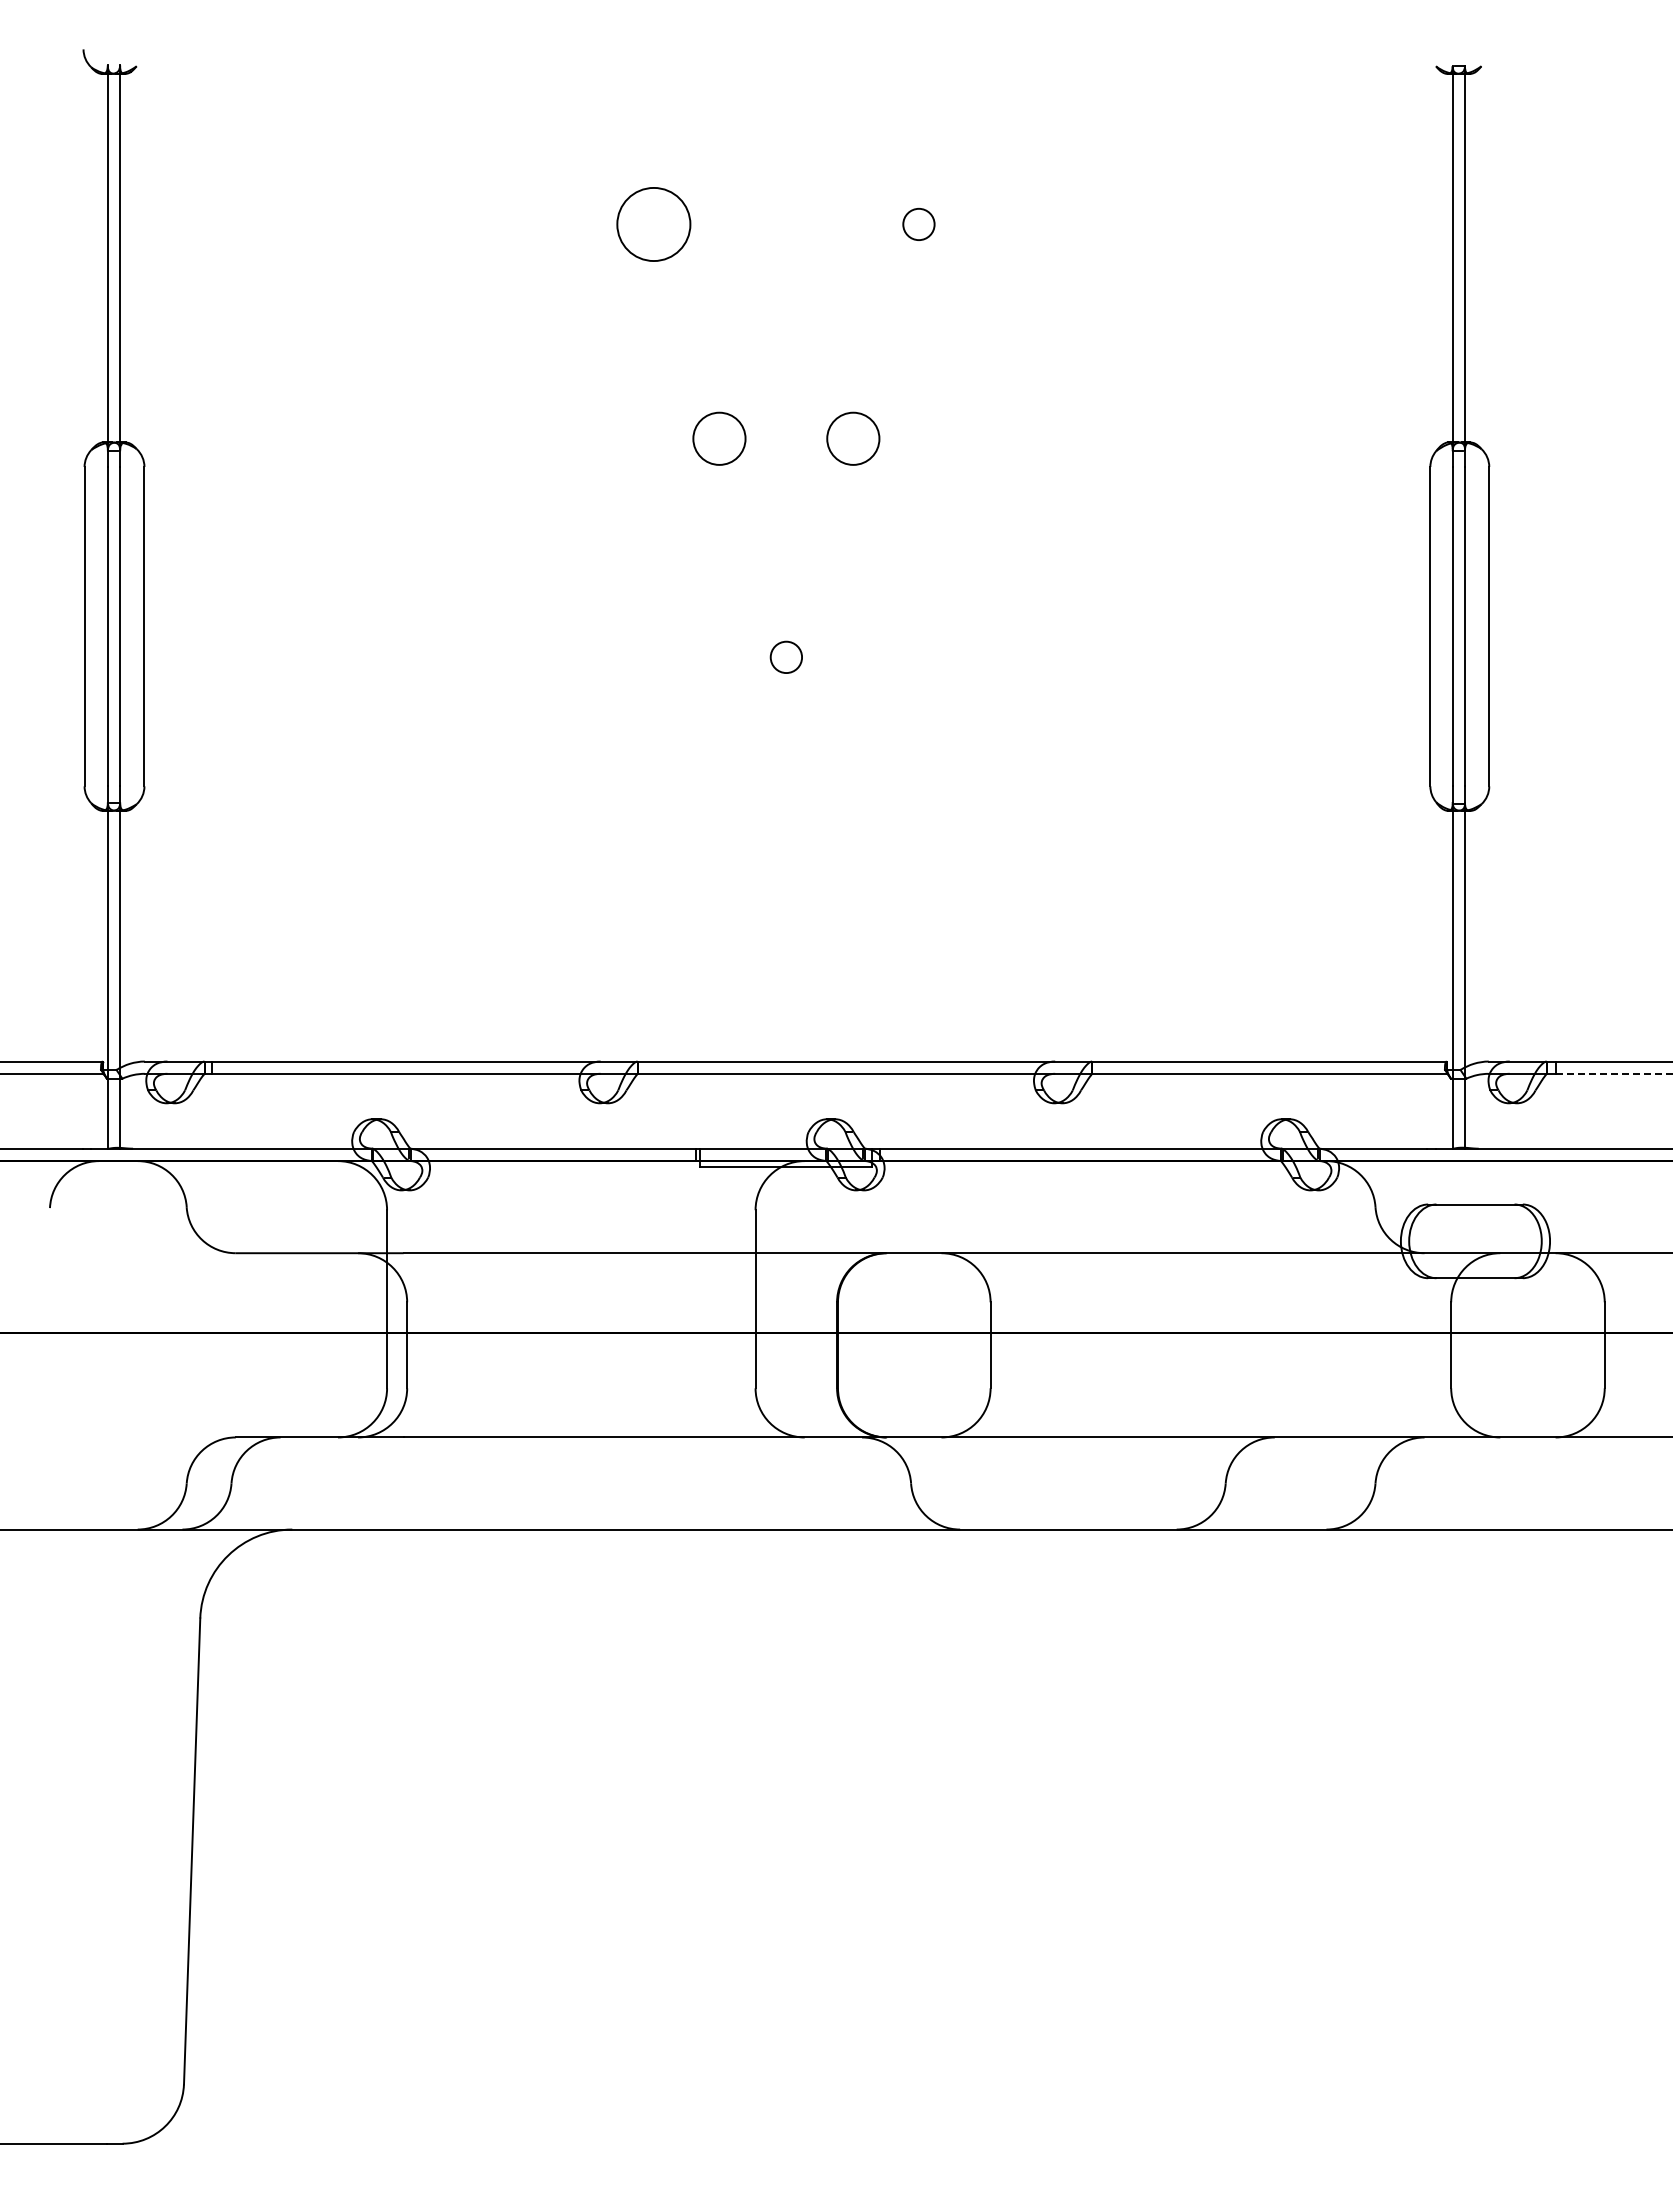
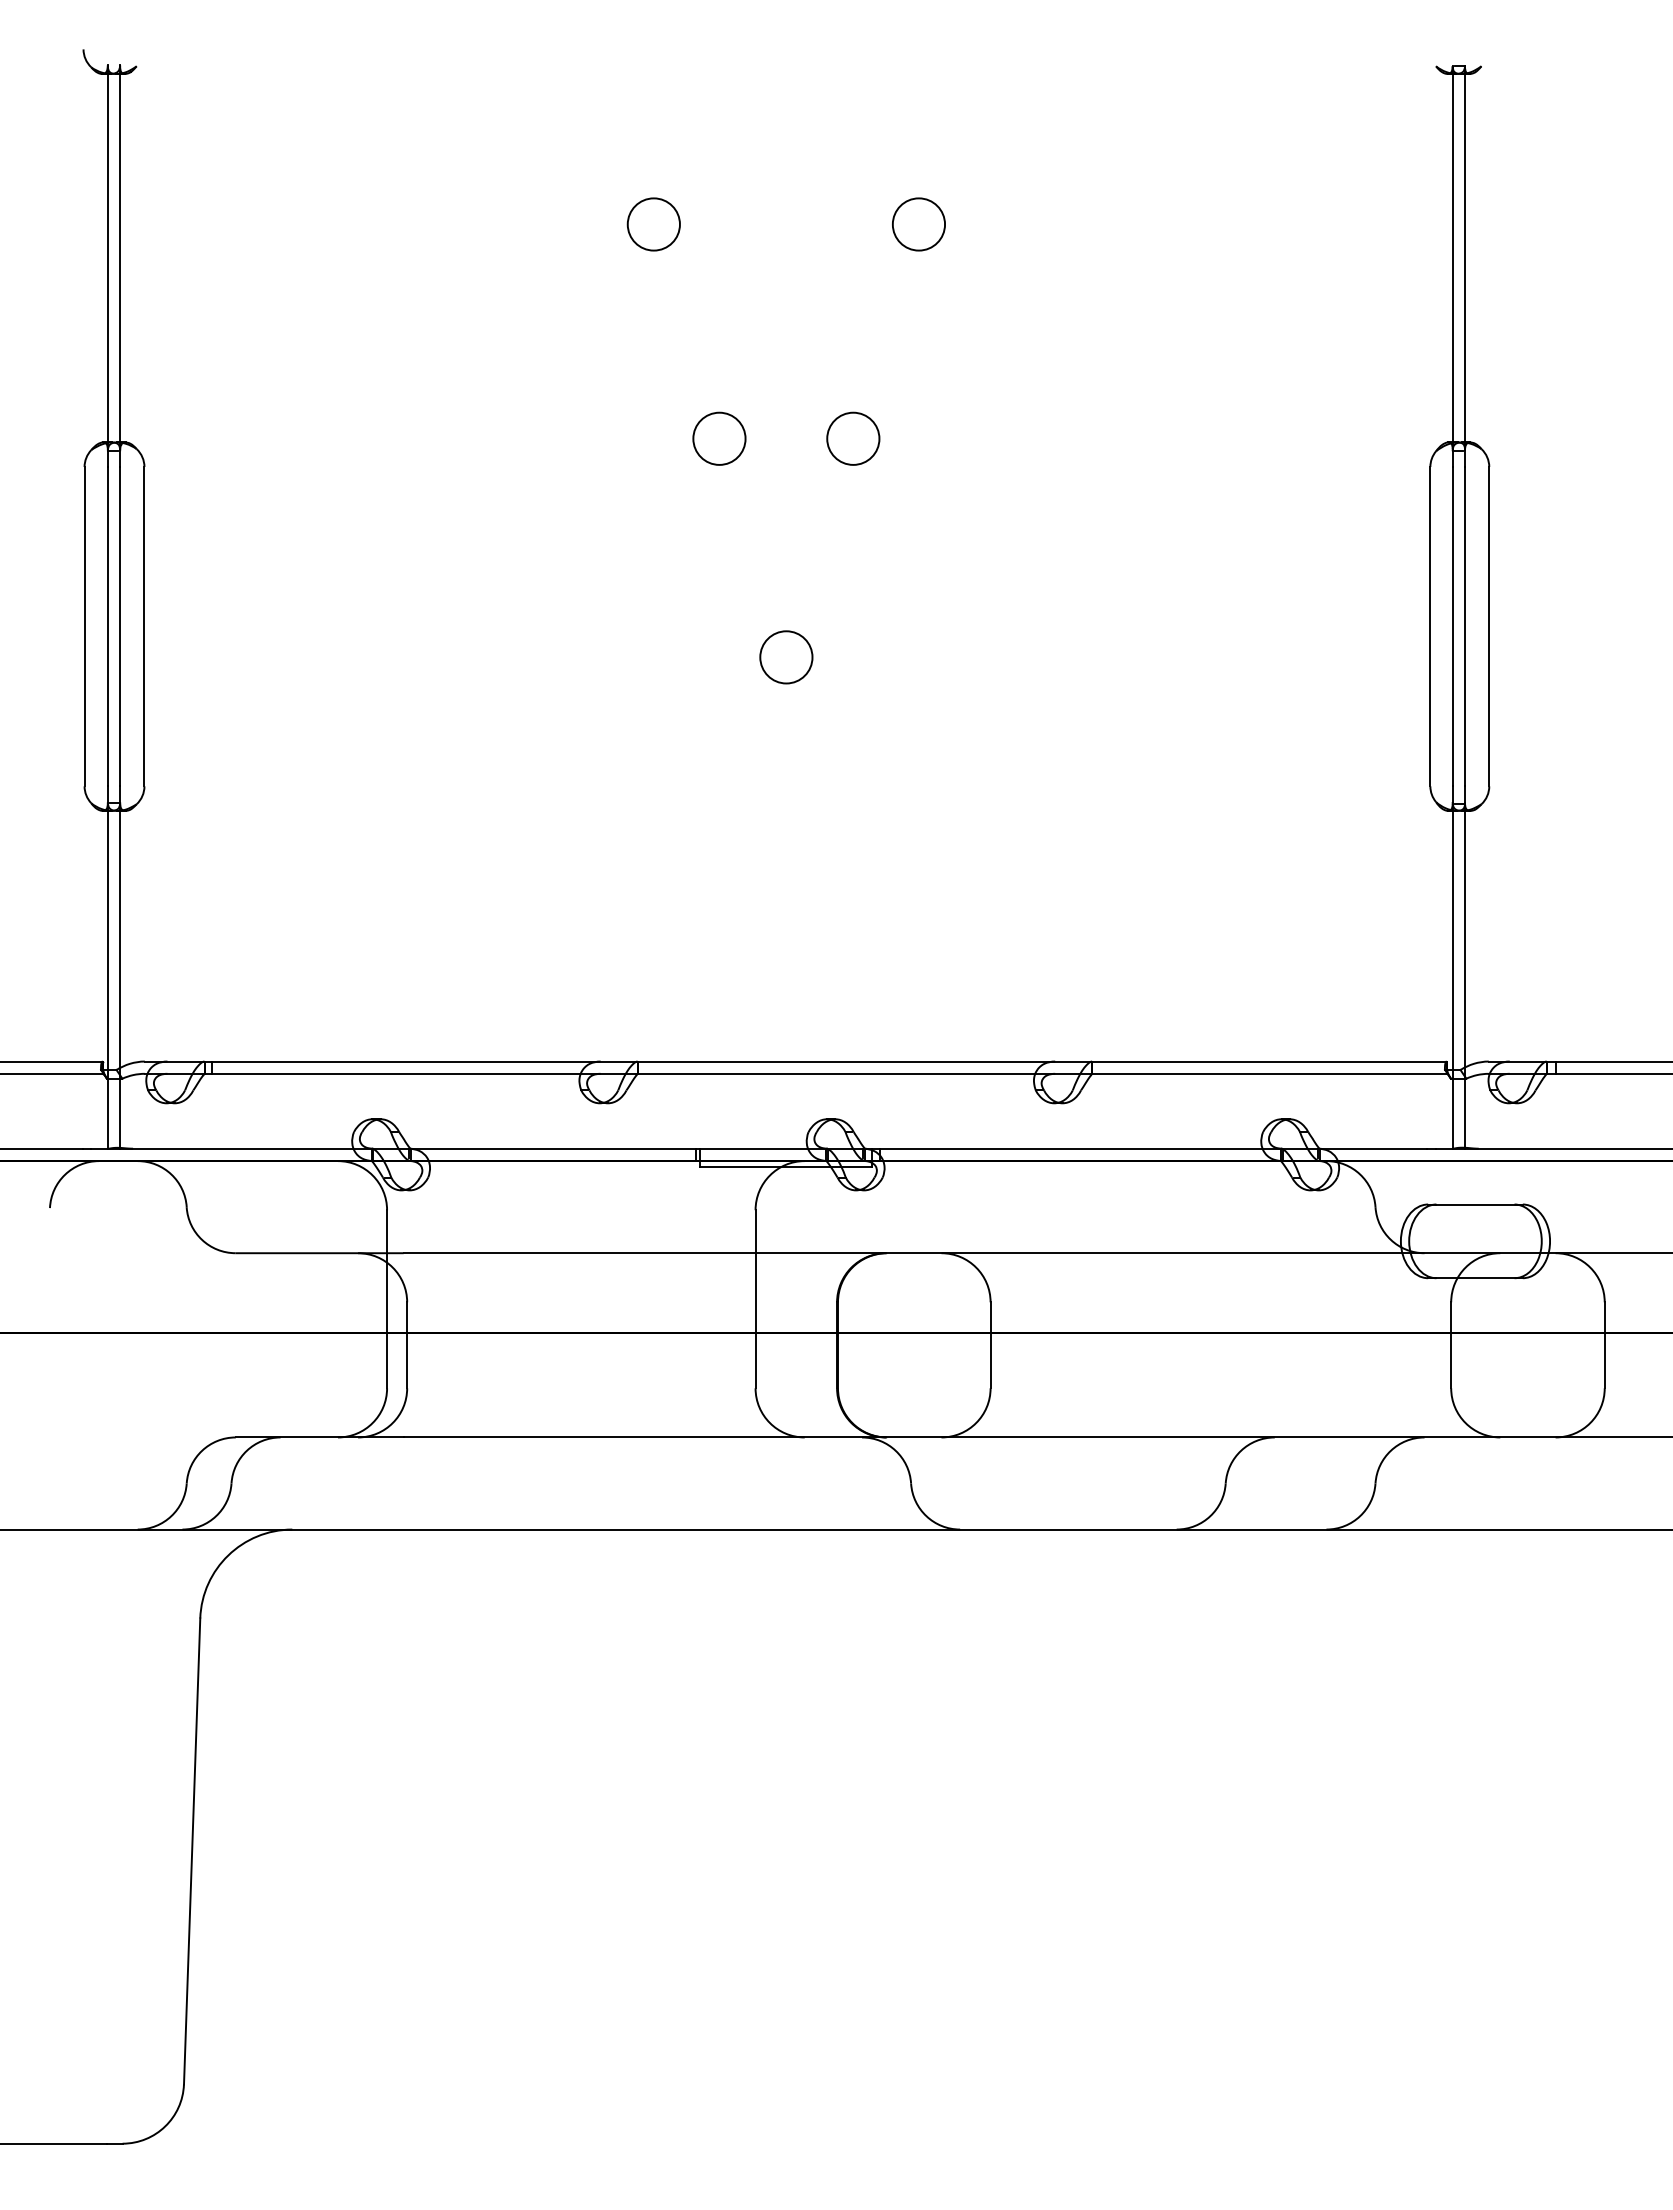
circle diameter: 73 px -> 52 px (653, 224)
circle size: 34x33 px -> 54x55 px (918, 224)
circle diameter: 31 px -> 52 px (786, 657)
line: dashed -> solid (1614, 1073)
